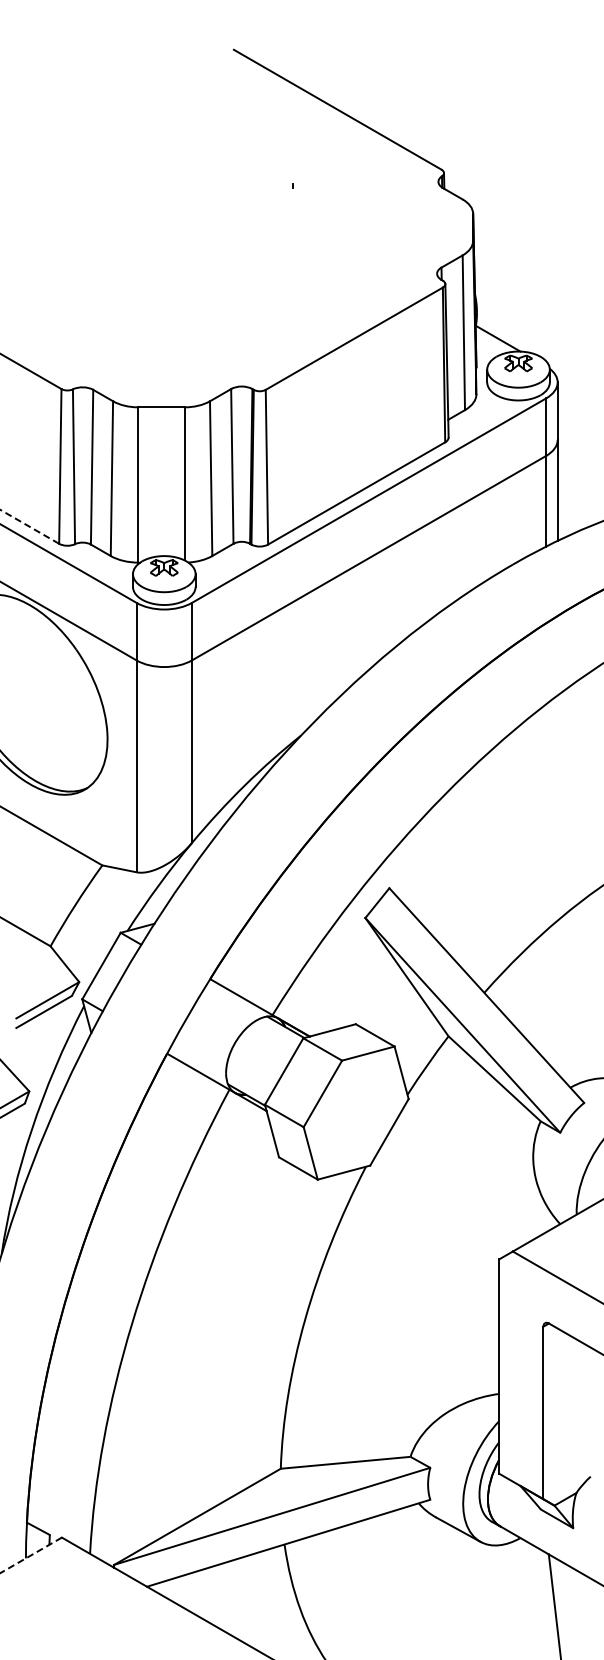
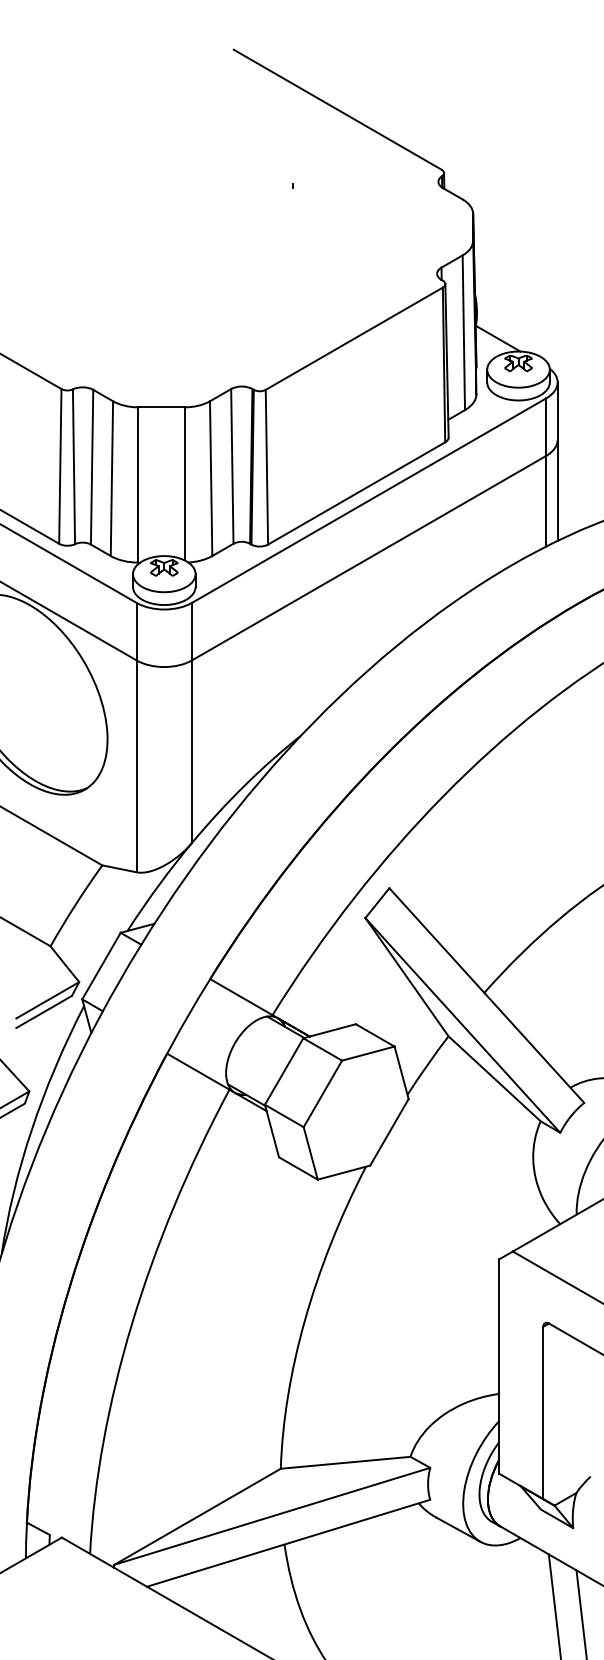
line: dashed -> solid (29, 526)
line: dashed -> solid (30, 1555)
line: none -> present (581, 1613)
